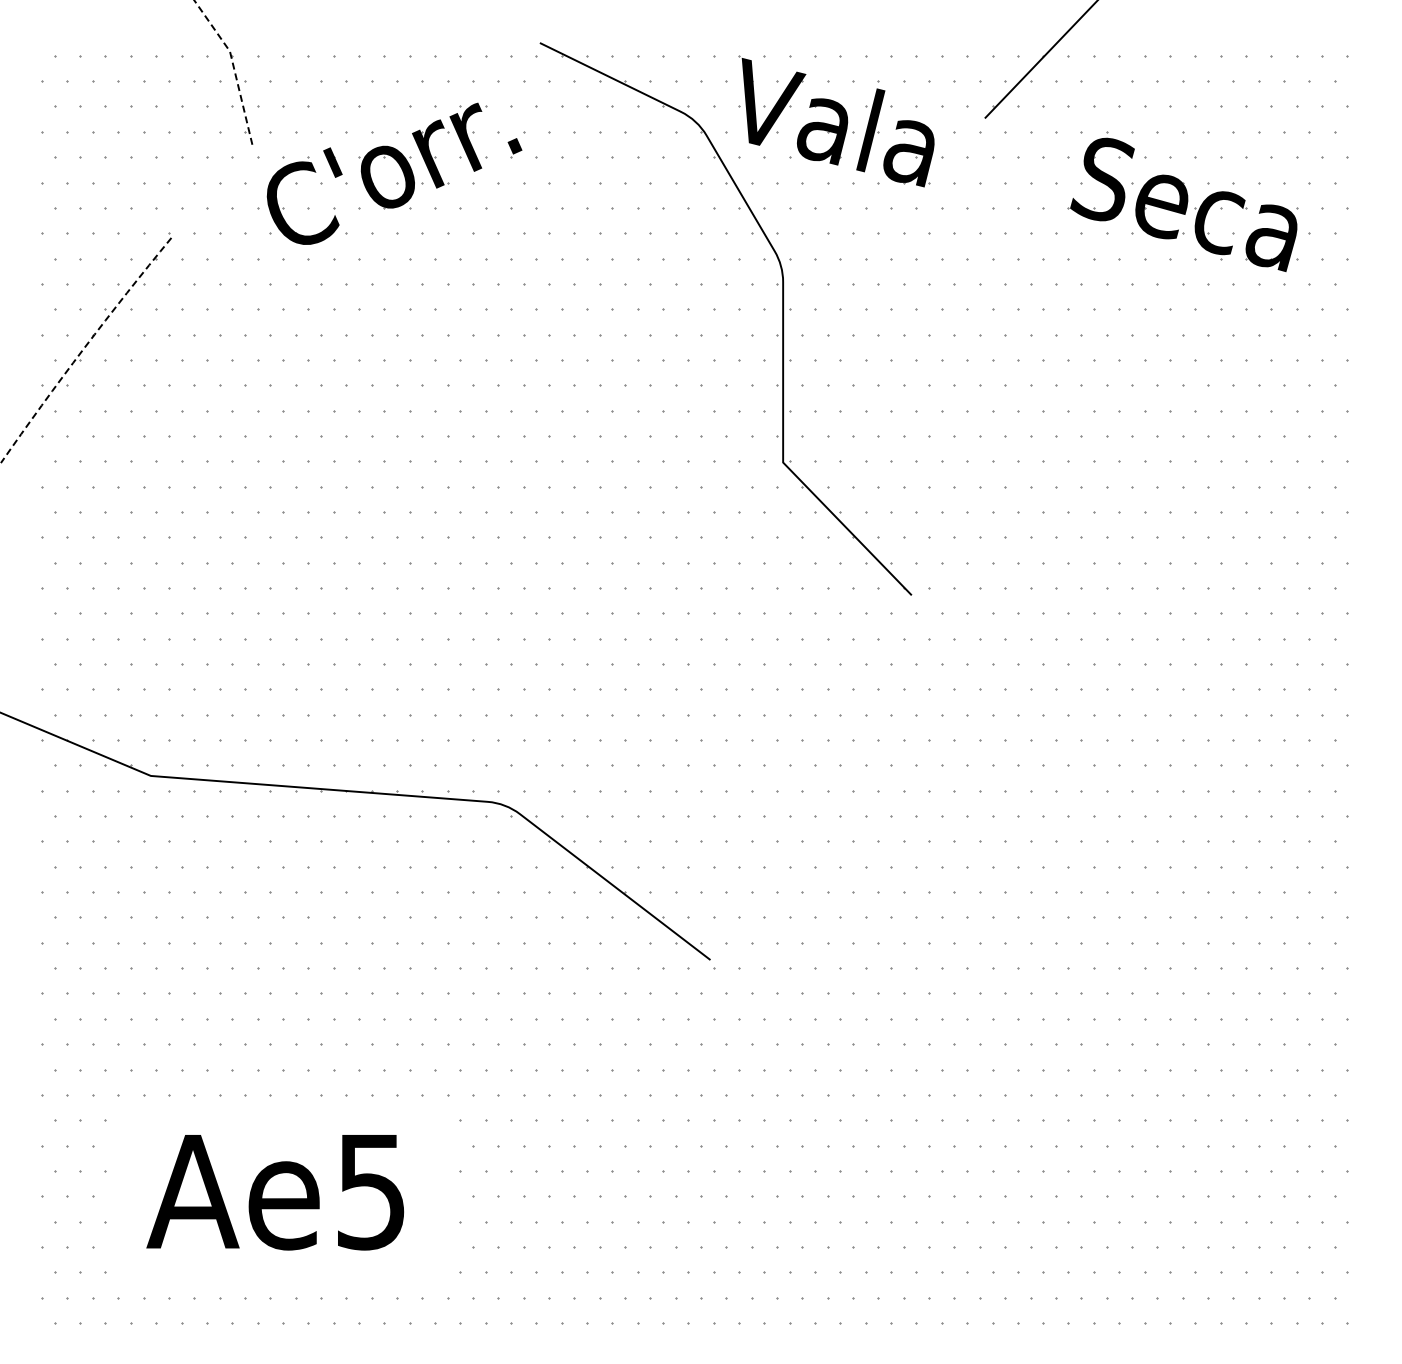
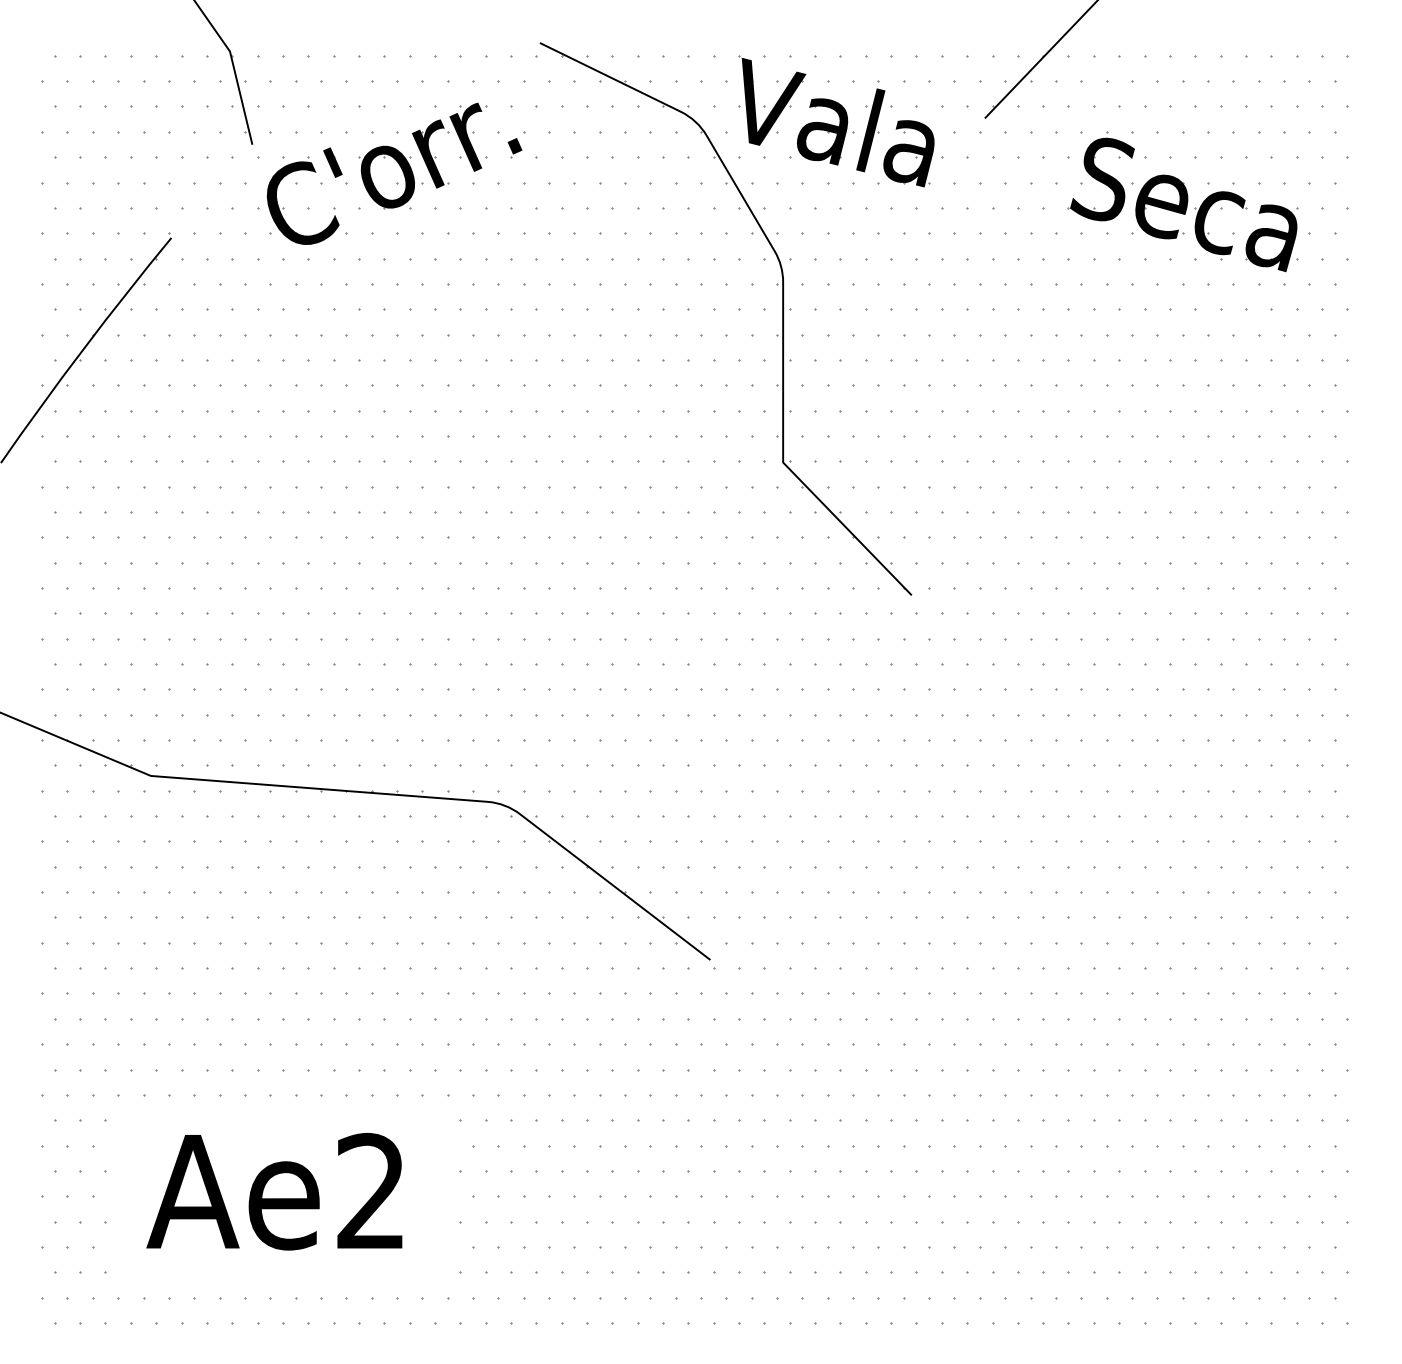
line: dashed -> solid (233, 67)
line: dashed -> solid (83, 348)
text: Ae5 -> Ae2 (370, 1191)
